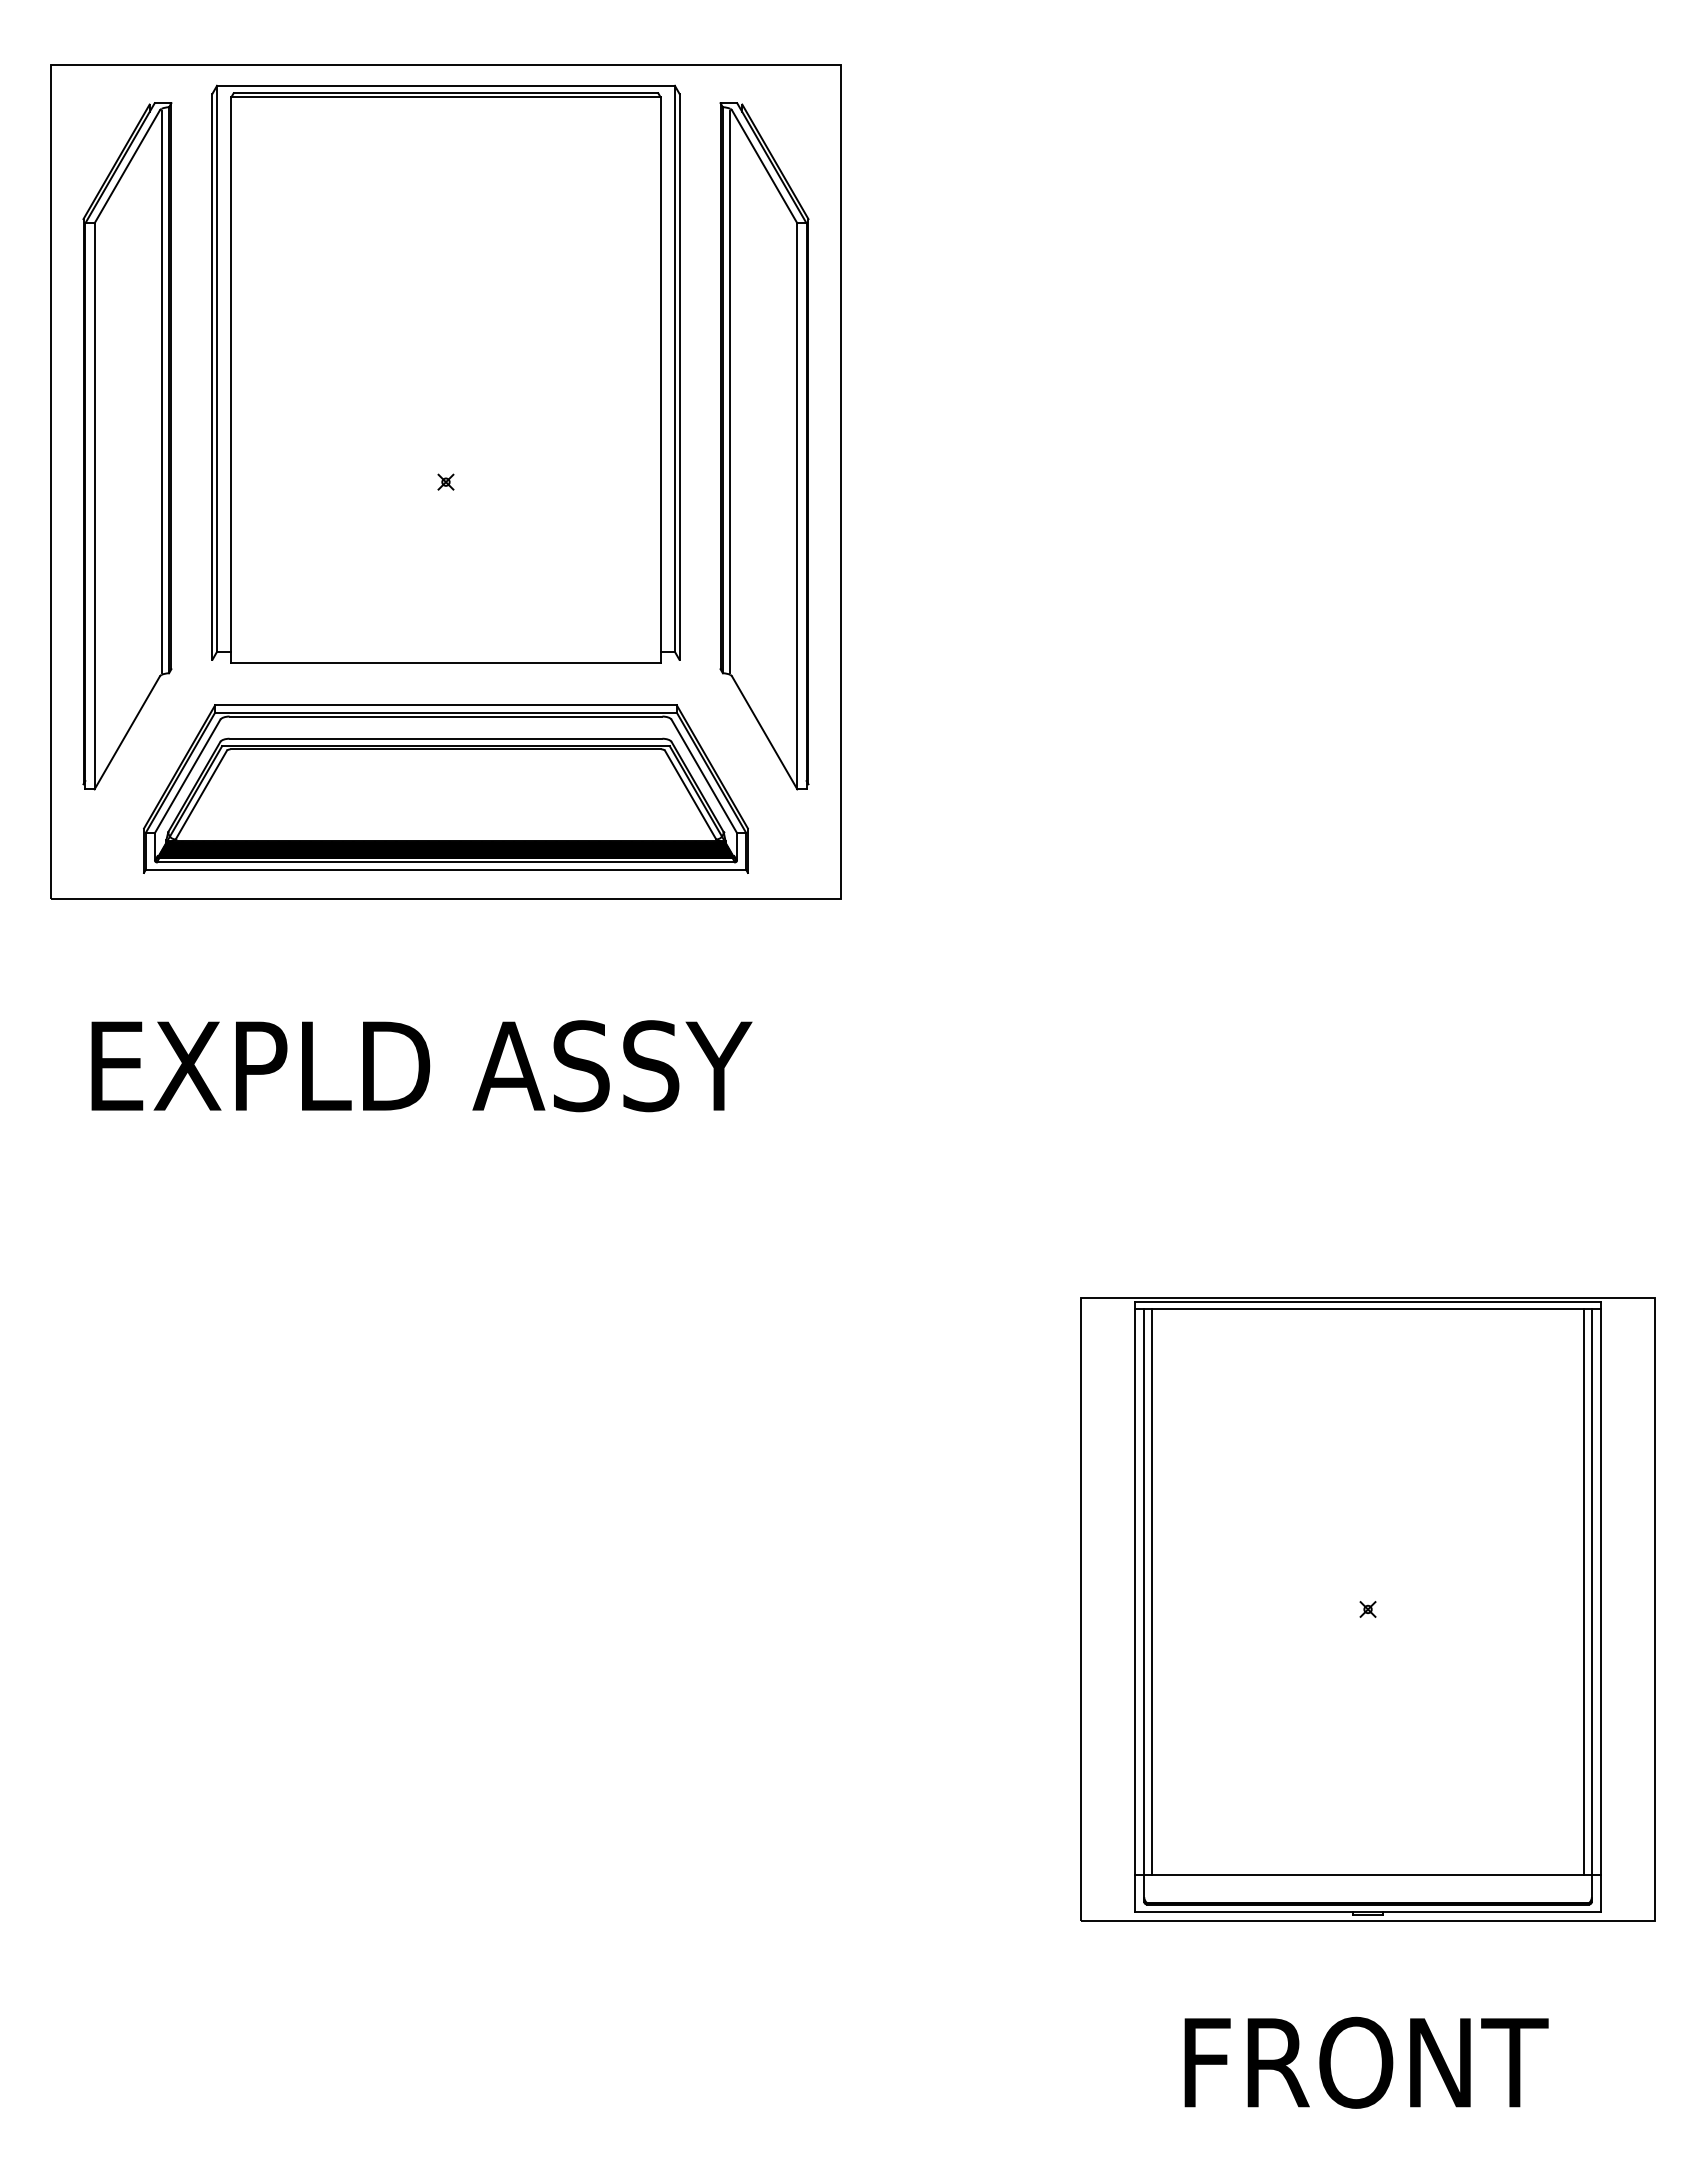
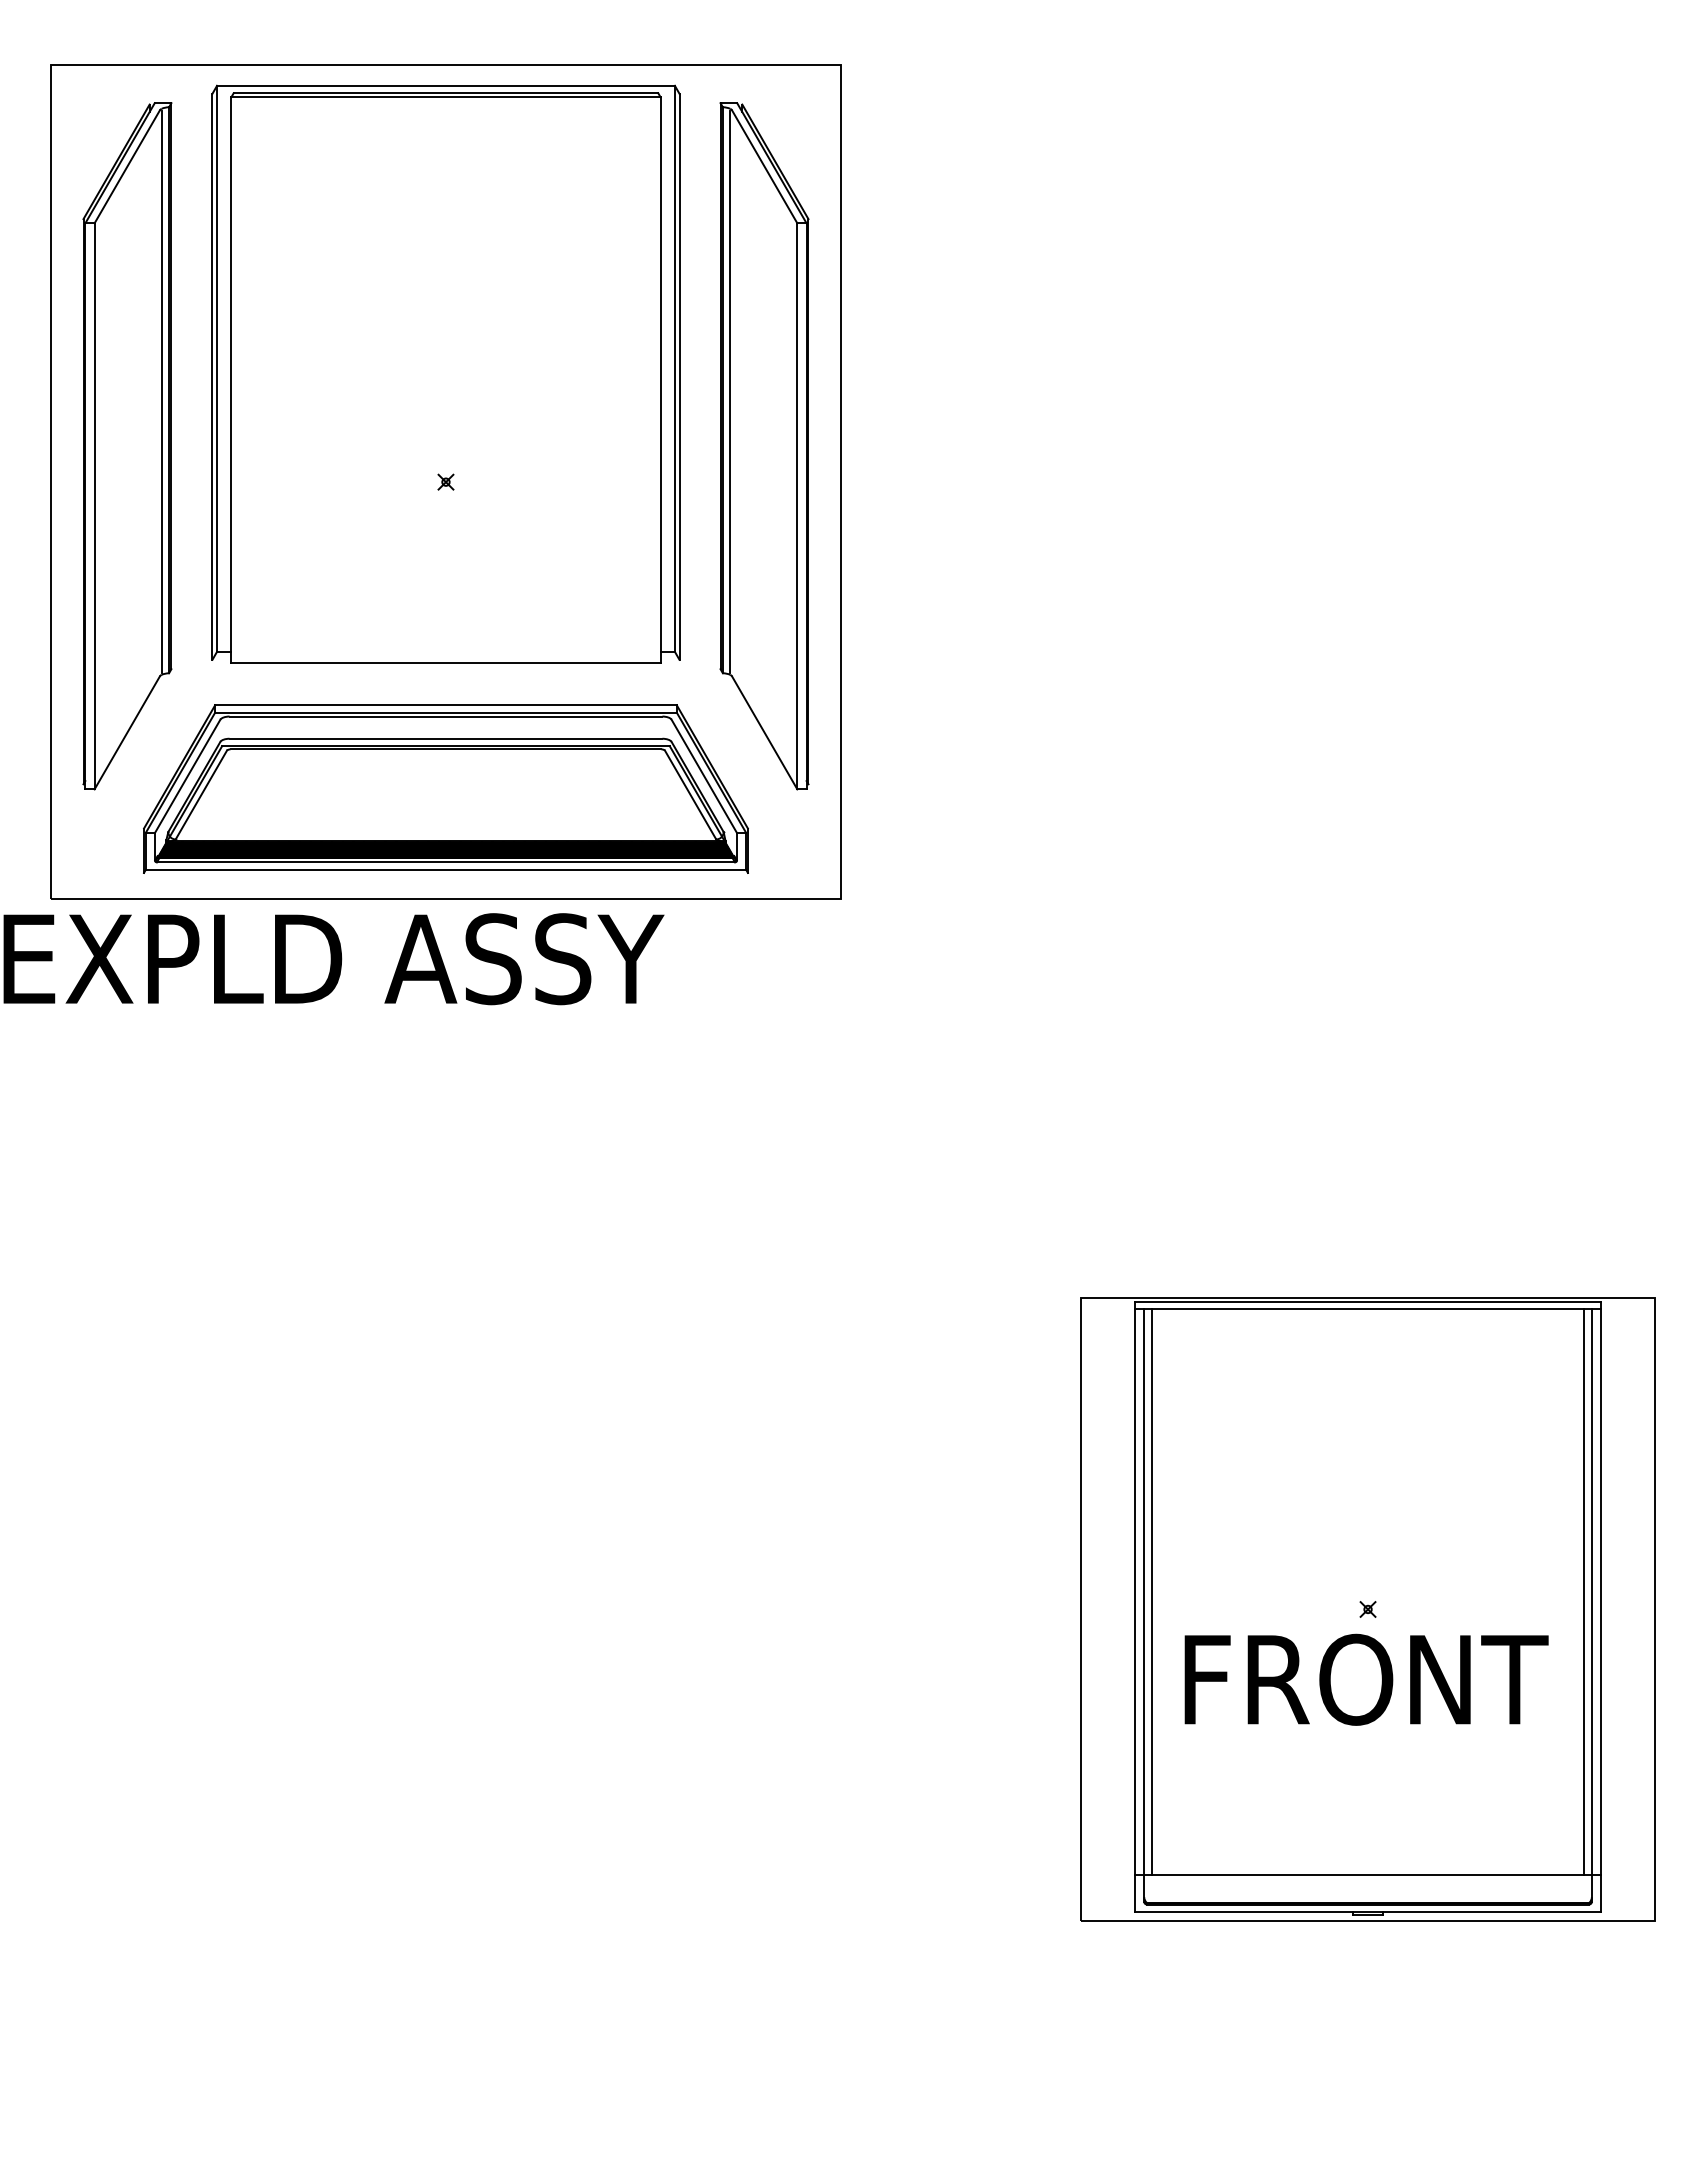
text position: (421, 1066) -> (333, 959) (333, 959)
text position: (1366, 2062) -> (1366, 1679) (1366, 1679)
